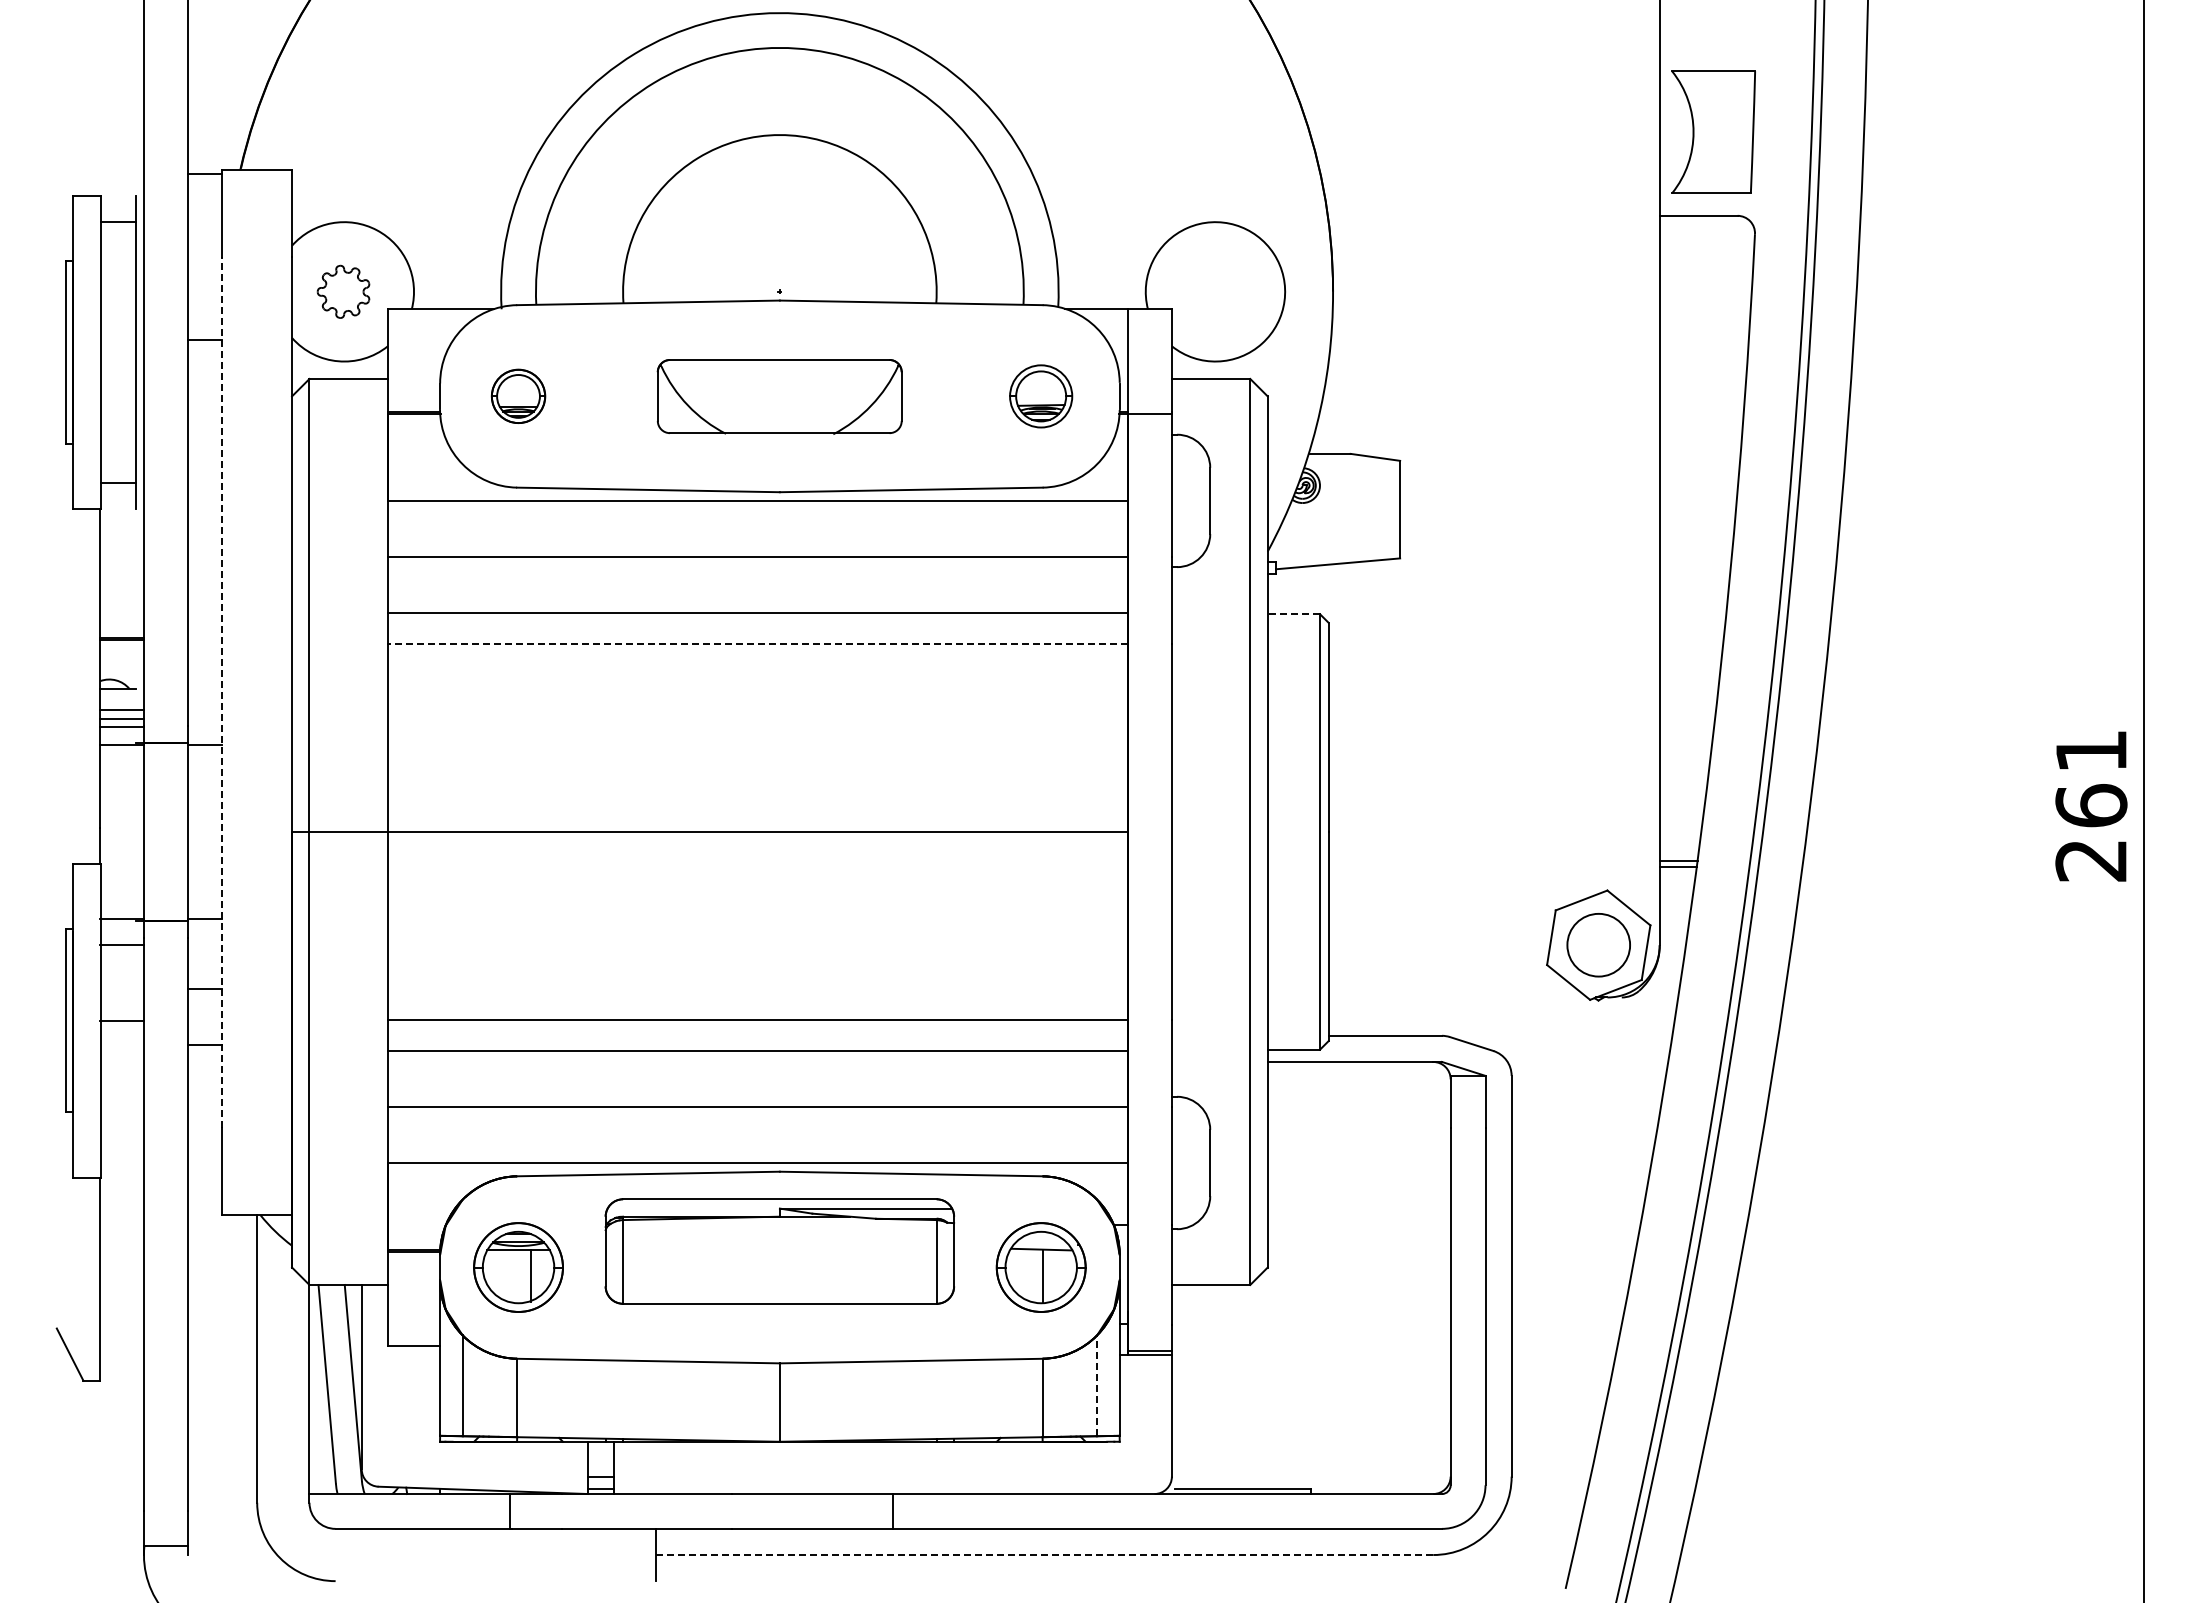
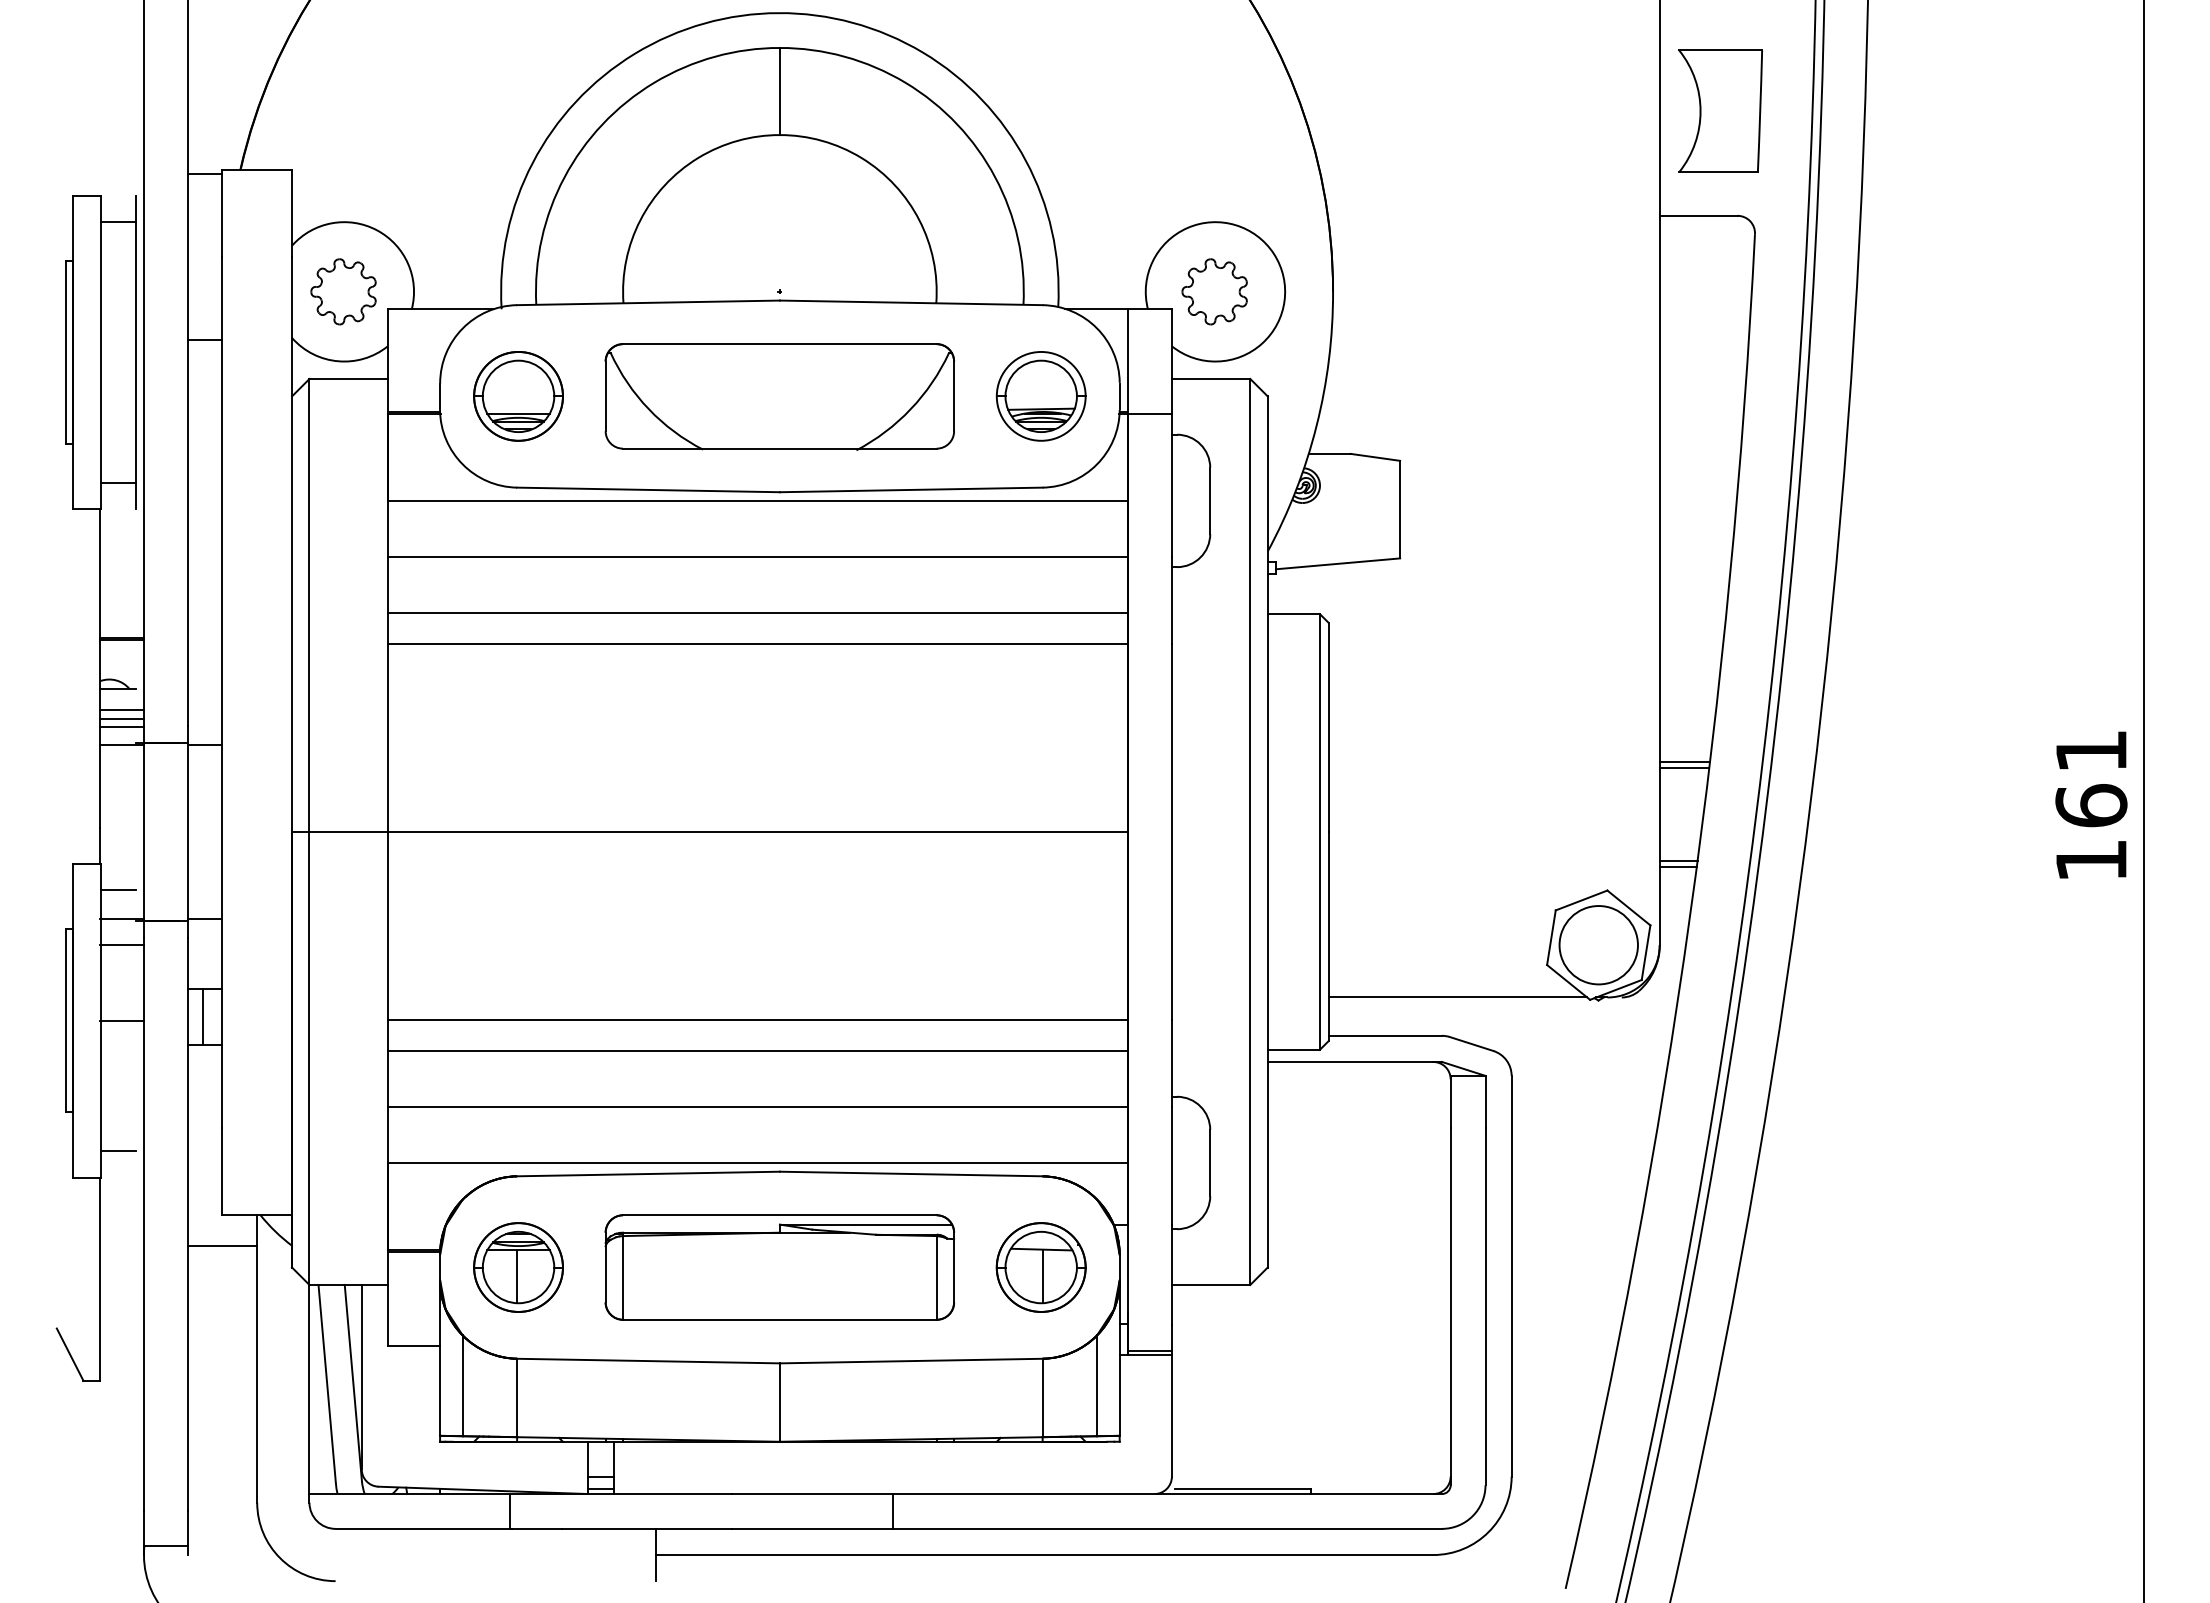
line: none -> present (779, 91)
part position: (1713, 131) -> (1720, 110) (1720, 110)
part size: 55x55 px -> 67x68 px (343, 291)
part: none -> present (1214, 291)
part size: 57x56 px -> 91x91 px (518, 396)
part size: 247x76 px -> 351x108 px (779, 396)
part size: 65x65 px -> 92x91 px (1040, 396)
line: dashed -> solid (1293, 614)
line: dashed -> solid (757, 644)
line: dashed -> solid (222, 692)
line: none -> present (1684, 762)
line: none -> present (1684, 768)
text: 261 -> 161 (2090, 861)
line: none -> present (117, 890)
circle diameter: 63 px -> 78 px (1598, 945)
line: none -> present (1457, 997)
line: none -> present (203, 1016)
line: none -> present (117, 1151)
line: none -> present (222, 1245)
part position: (779, 1251) -> (779, 1267) (779, 1267)
line position: (531, 1276) -> (517, 1276) (517, 1276)
line: dashed -> solid (1097, 1385)
line: dashed -> solid (1044, 1555)
